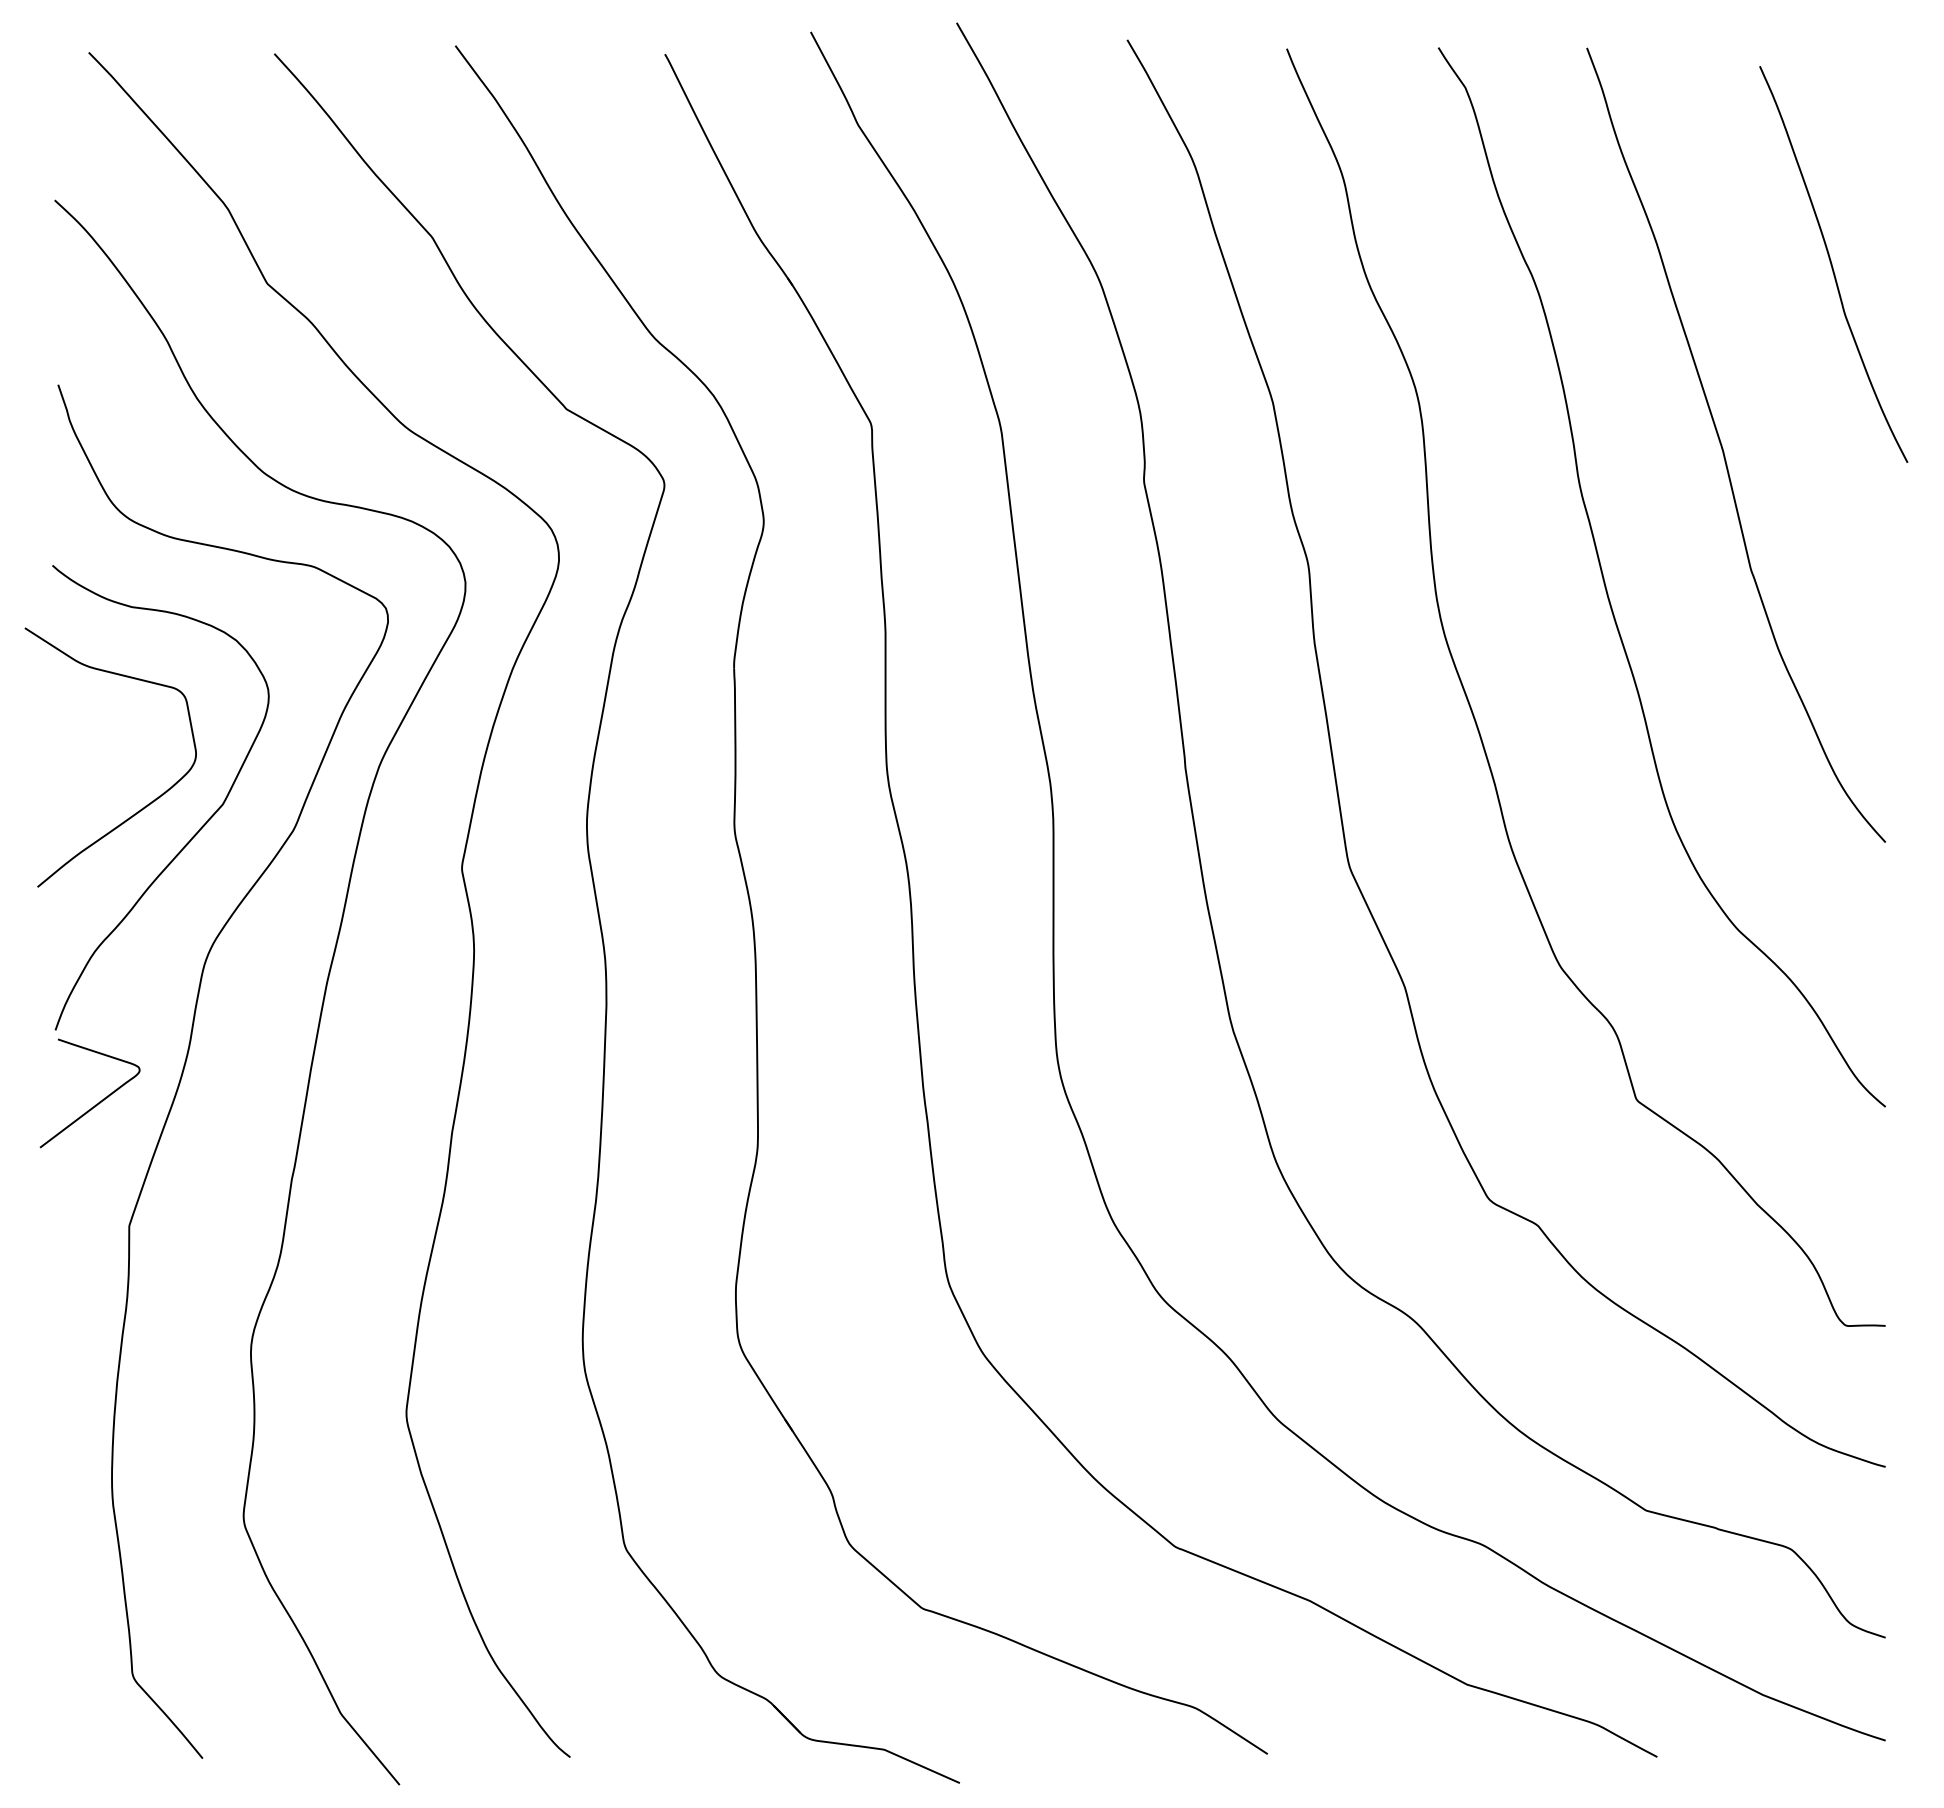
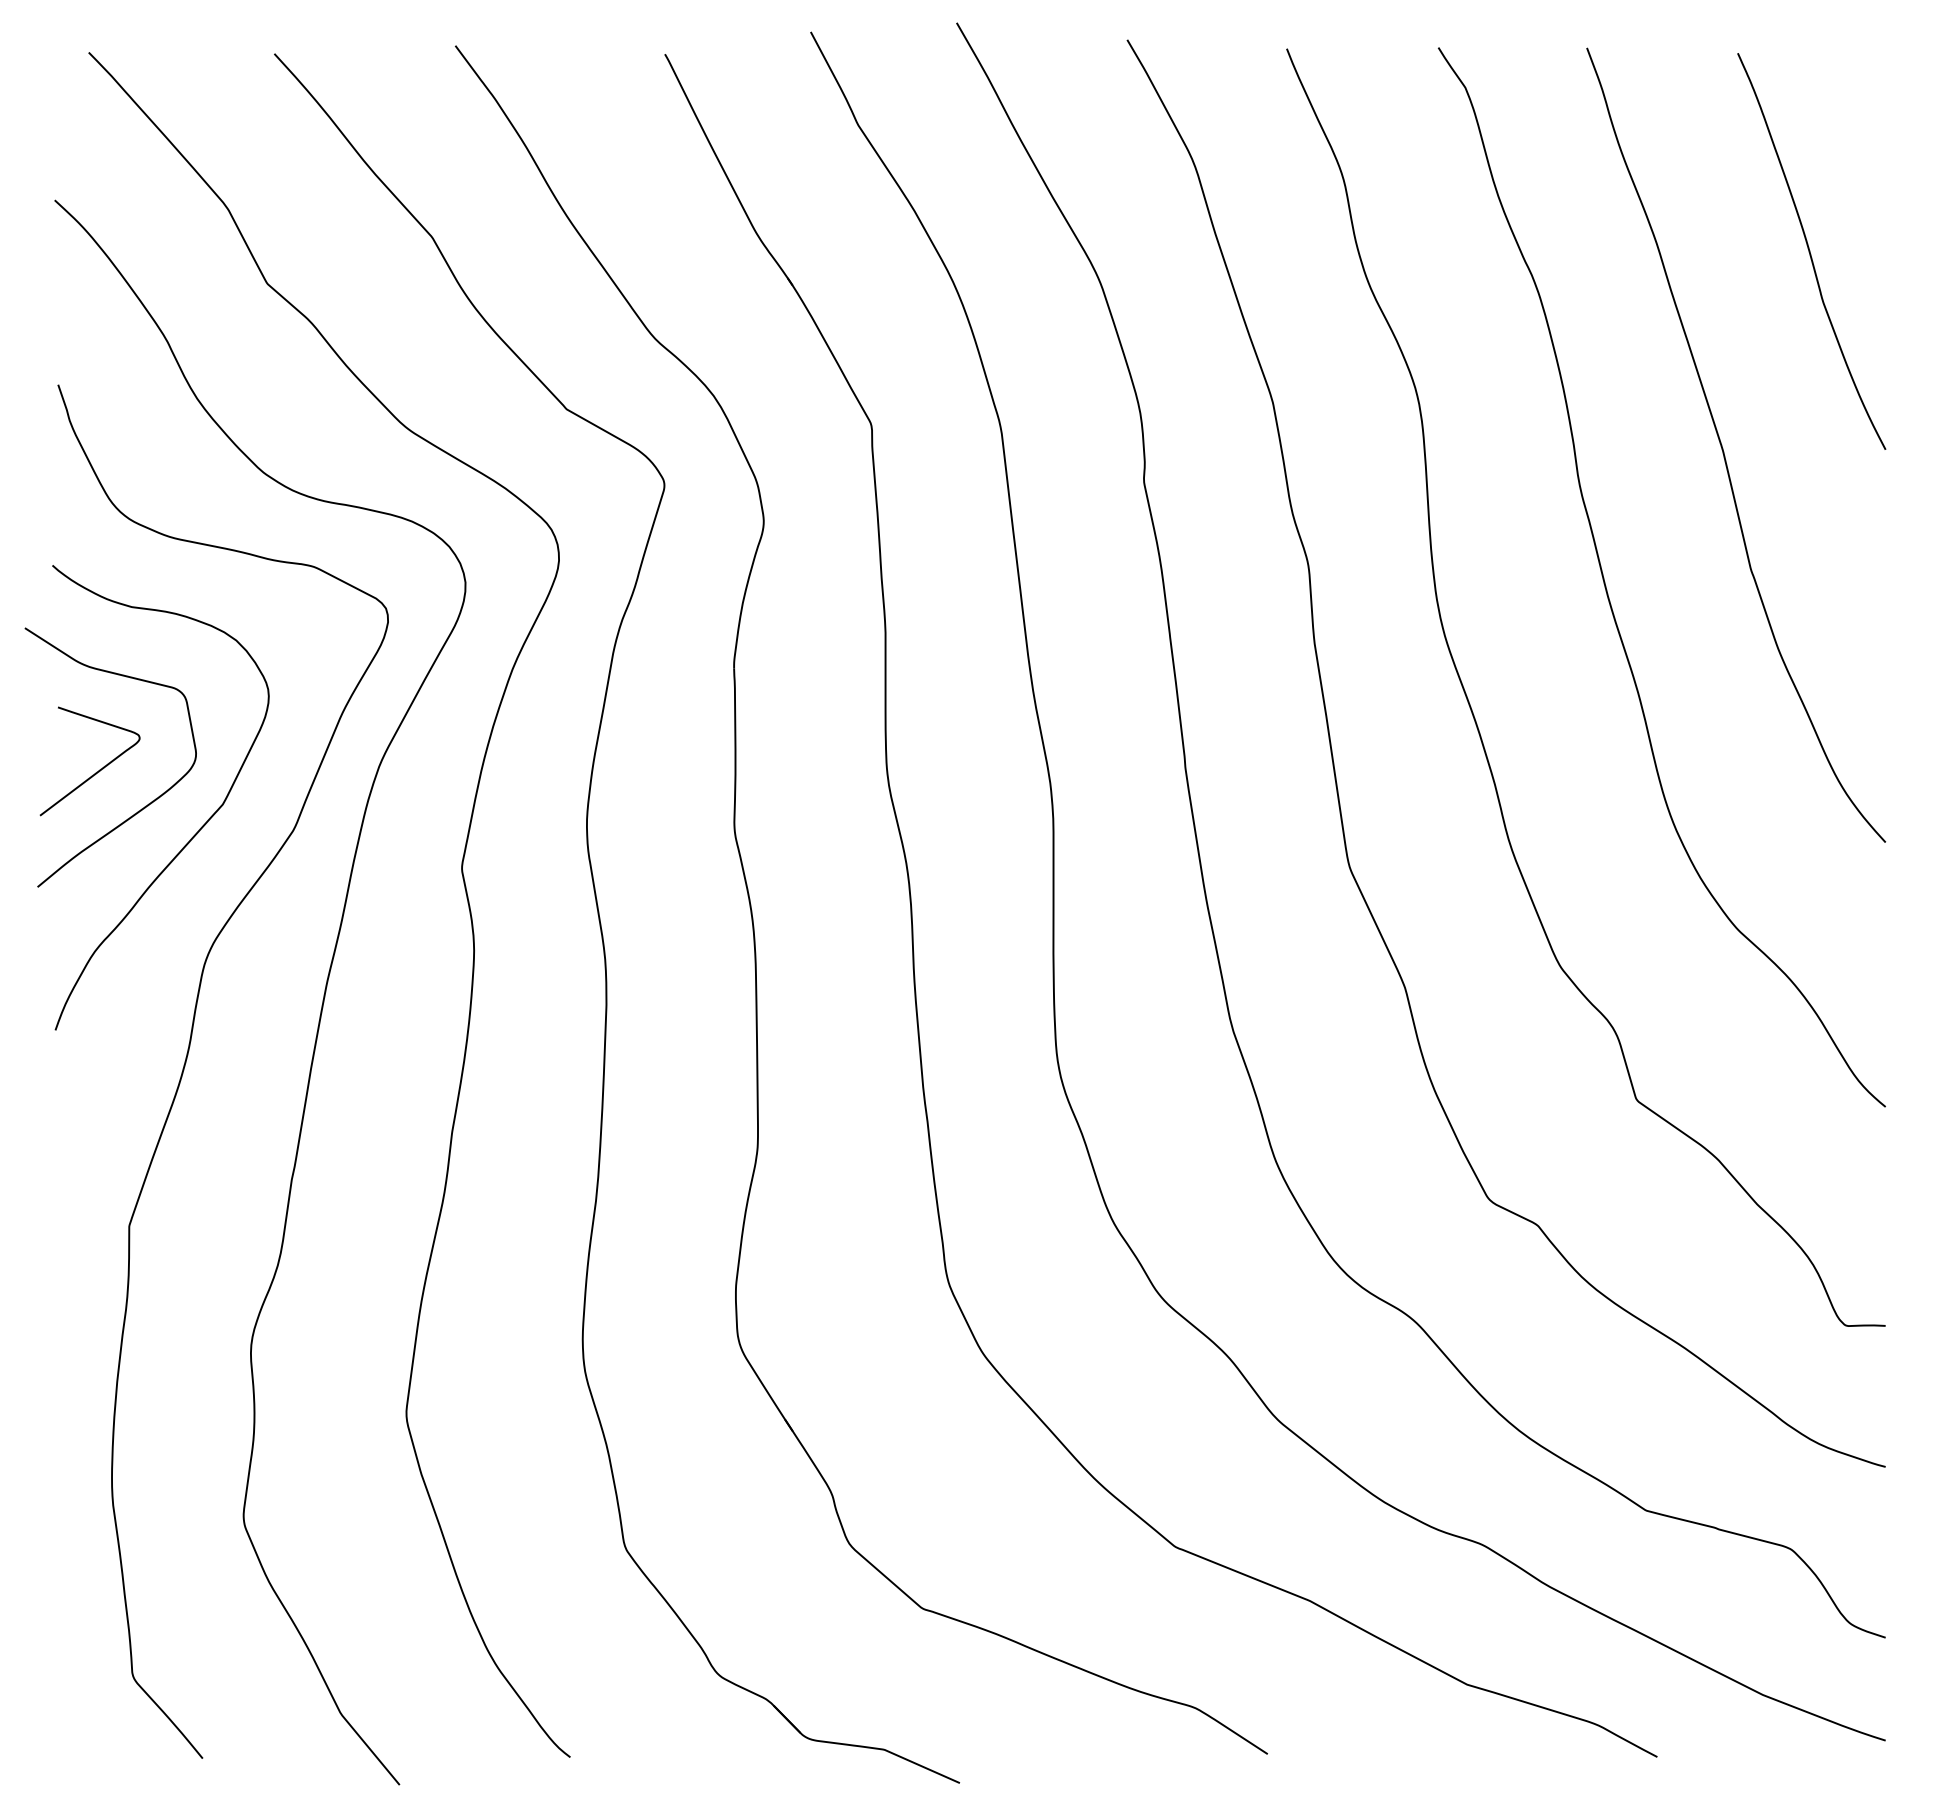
curve position: (1832, 264) -> (1810, 251) (1810, 251)
curve position: (95, 1104) -> (95, 772) (95, 772)
